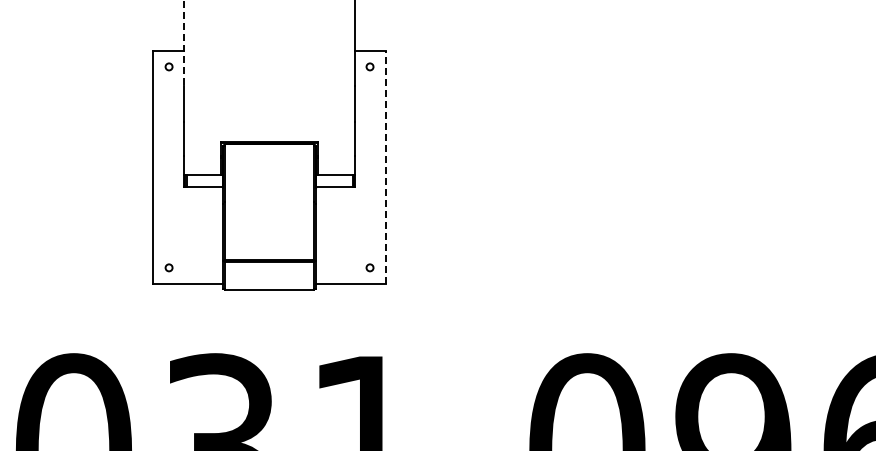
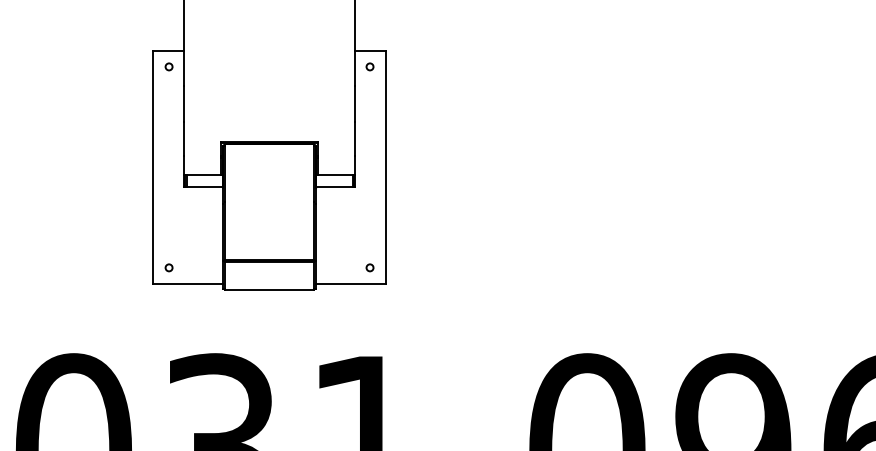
line: dashed -> solid (184, 43)
line: dashed -> solid (386, 167)
